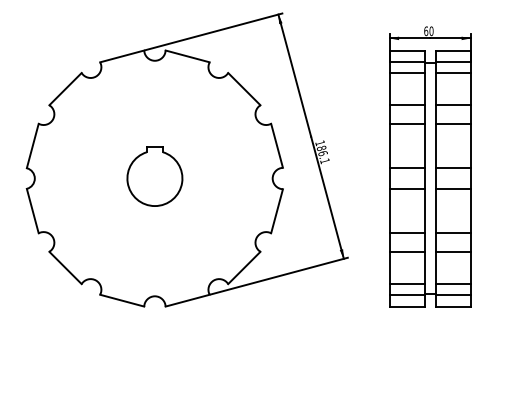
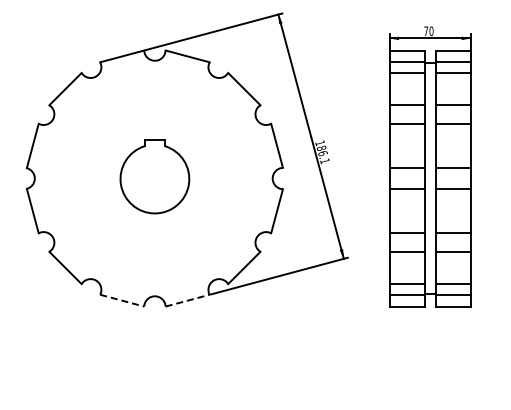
text: 60 -> 70 (426, 31)
part size: 58x61 px -> 72x76 px (154, 176)
line: solid -> dashed (122, 300)
line: solid -> dashed (187, 300)
